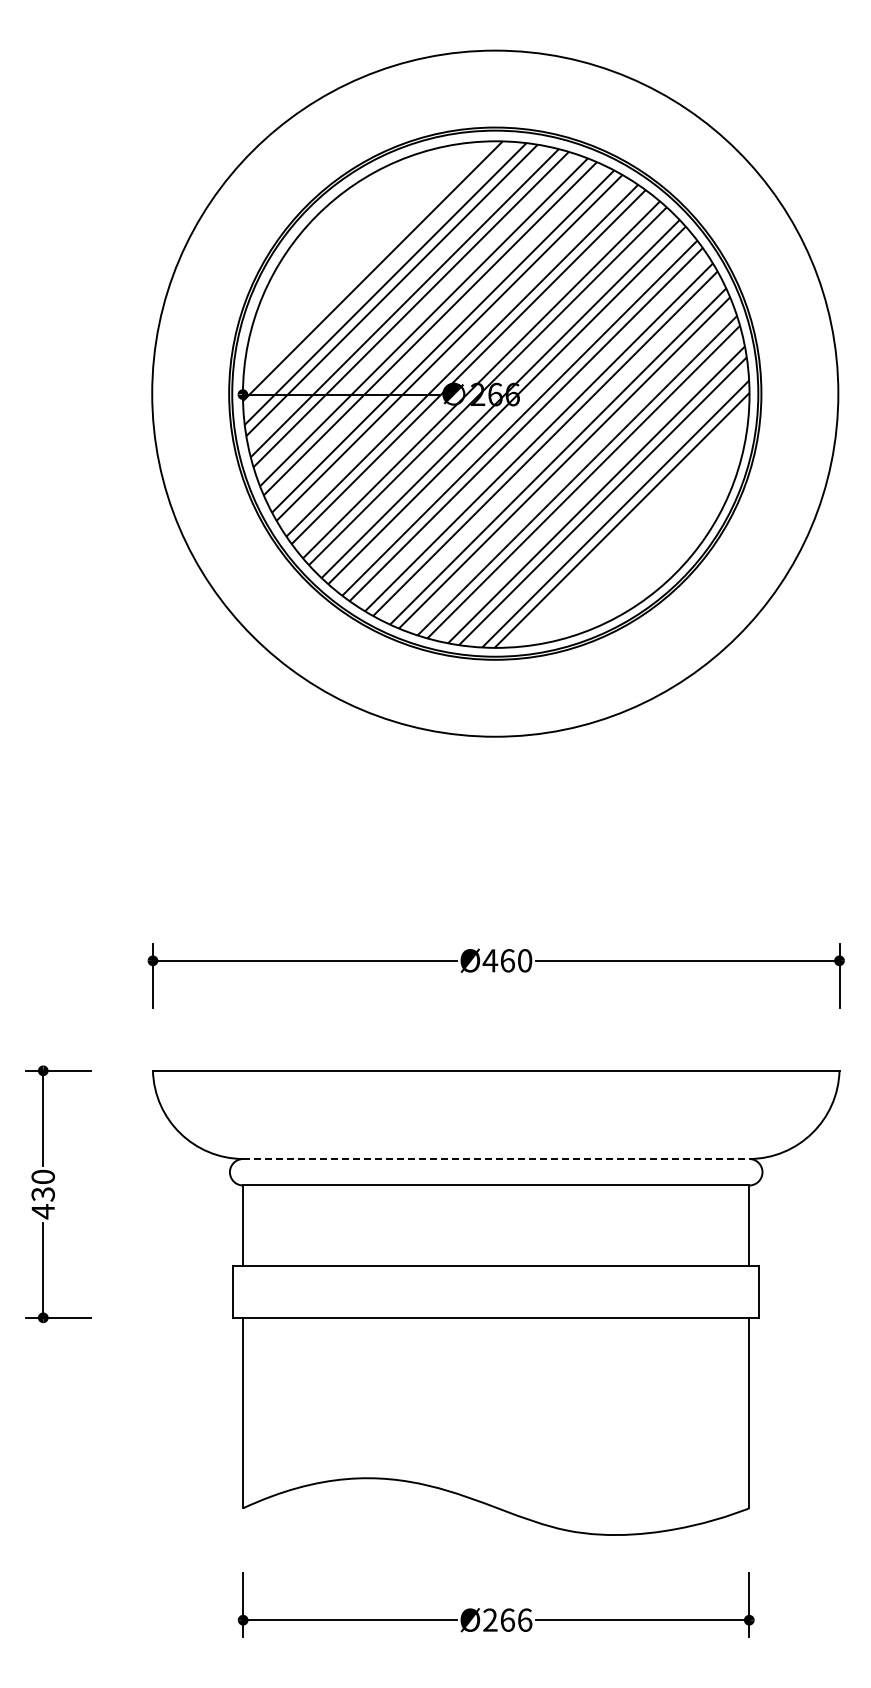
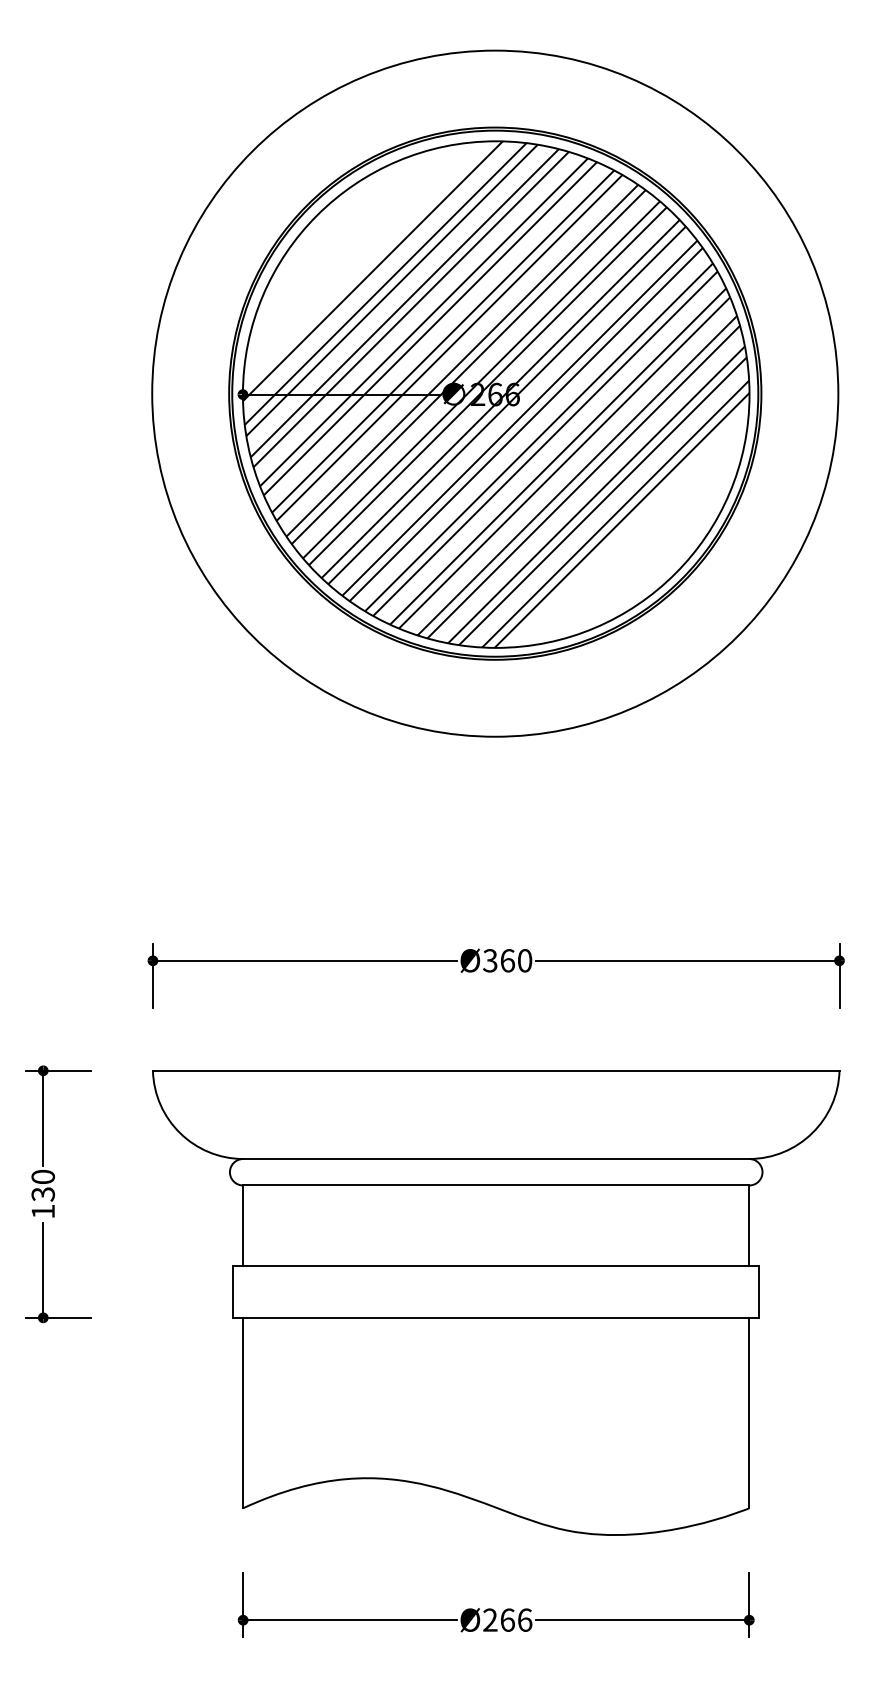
text: Ø460 -> Ø360 (490, 960)
line: dashed -> solid (496, 1159)
text: 430 -> 130 (42, 1211)
